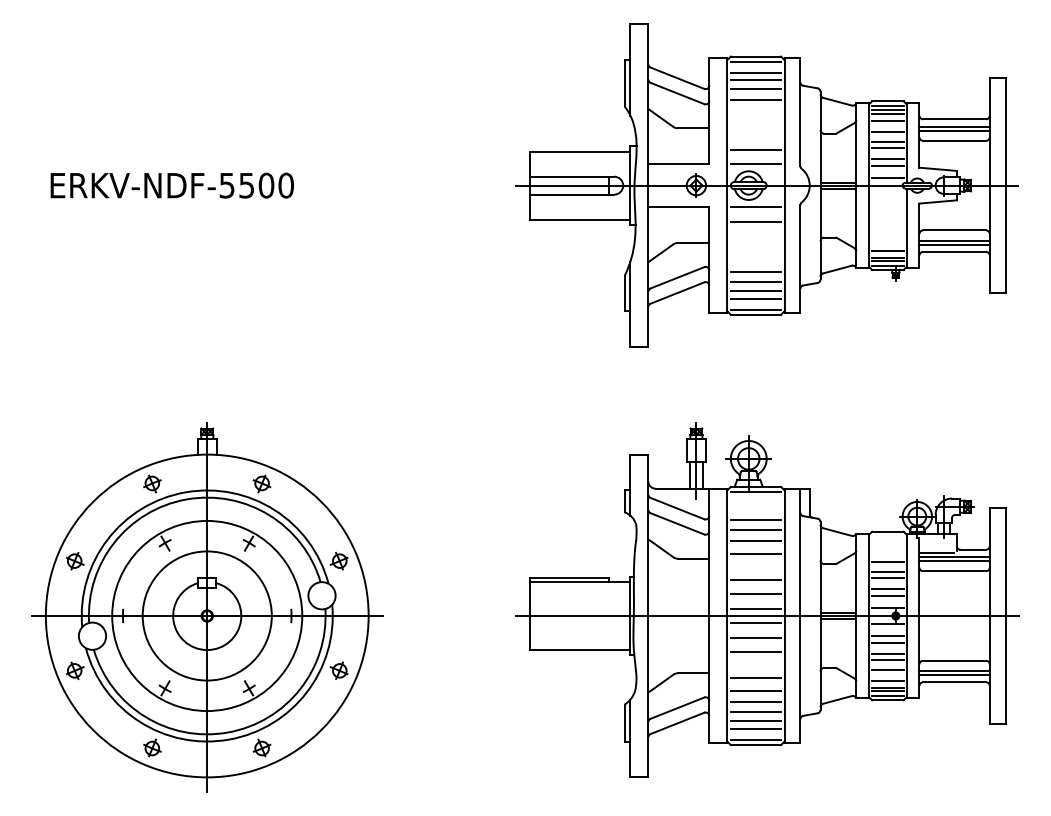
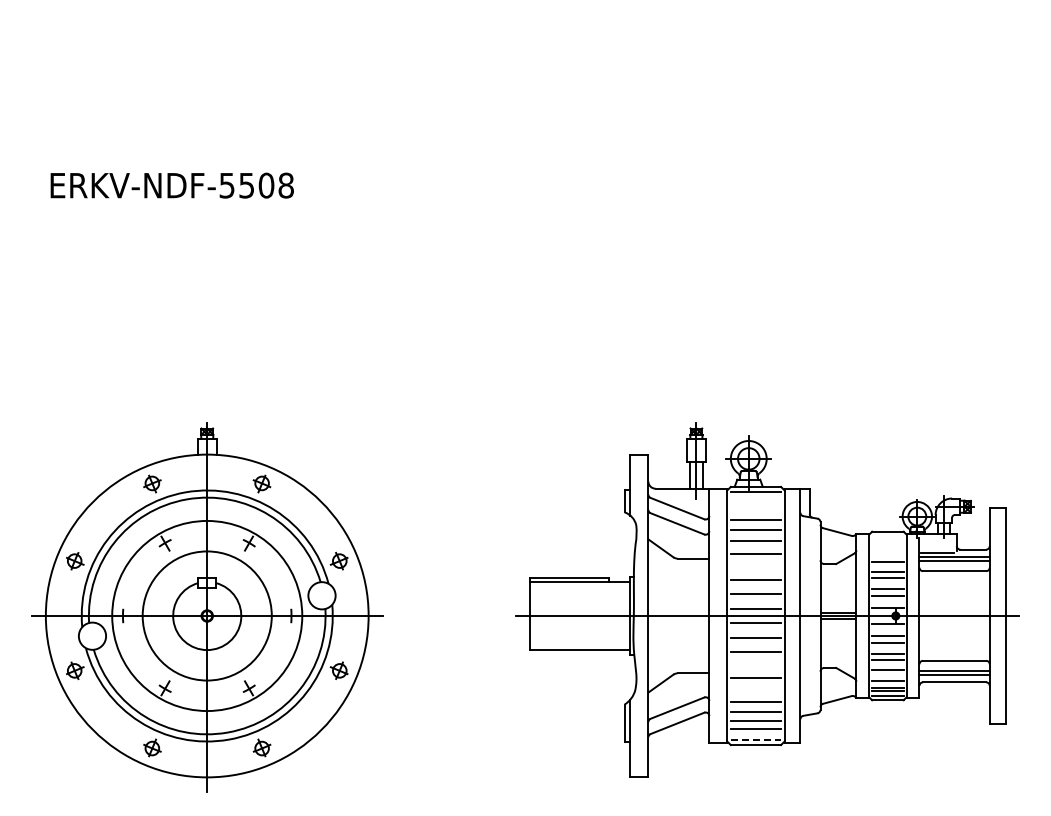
text: ERKV-NDF-5500 -> ERKV-NDF-5508 (285, 185)
part: present -> none (766, 185)
line: present -> none (755, 690)
line: solid -> dashed (756, 740)
